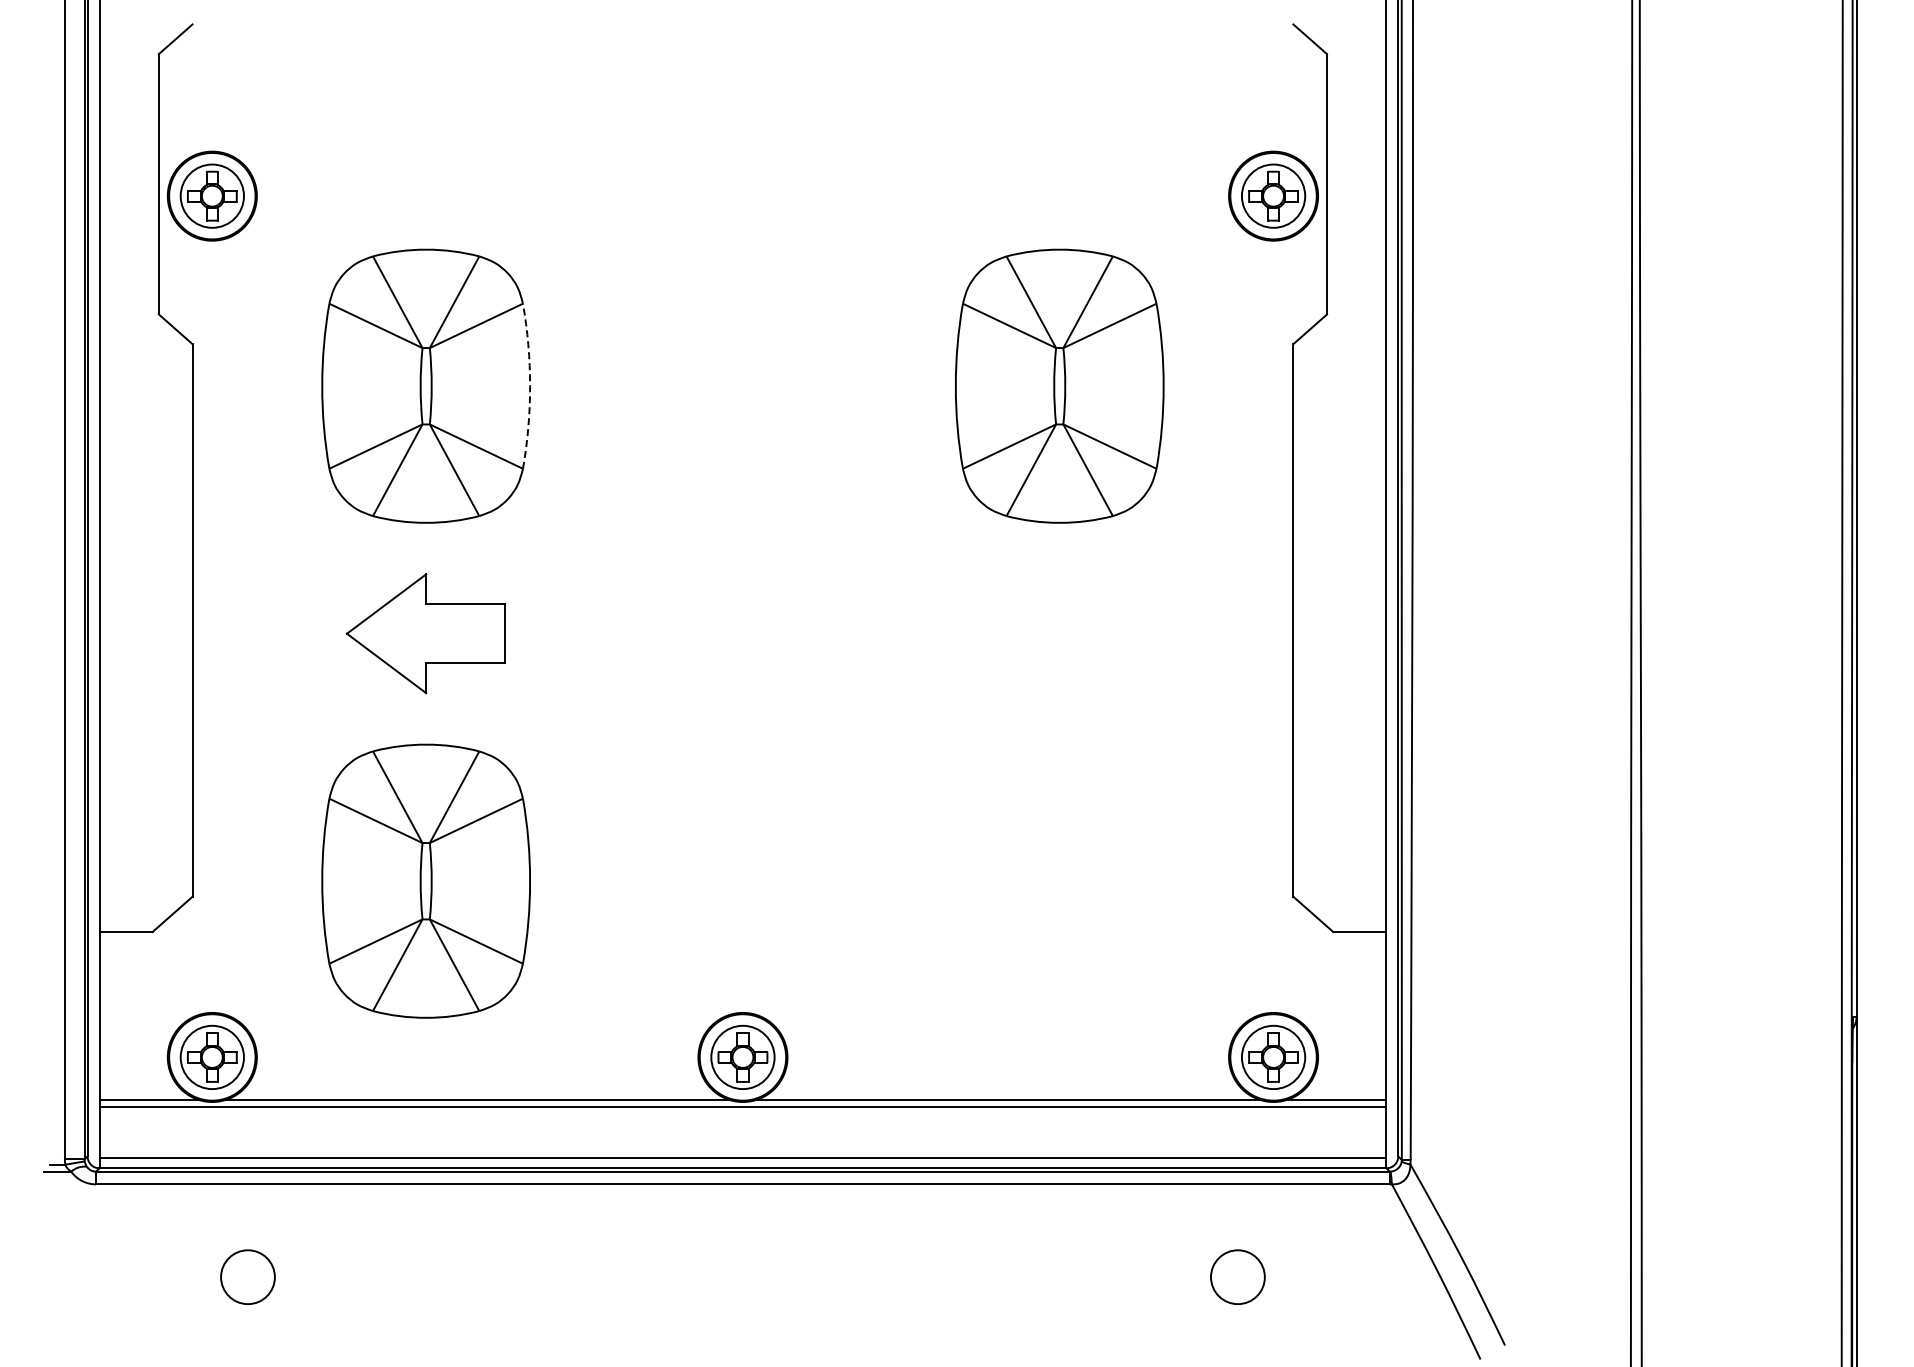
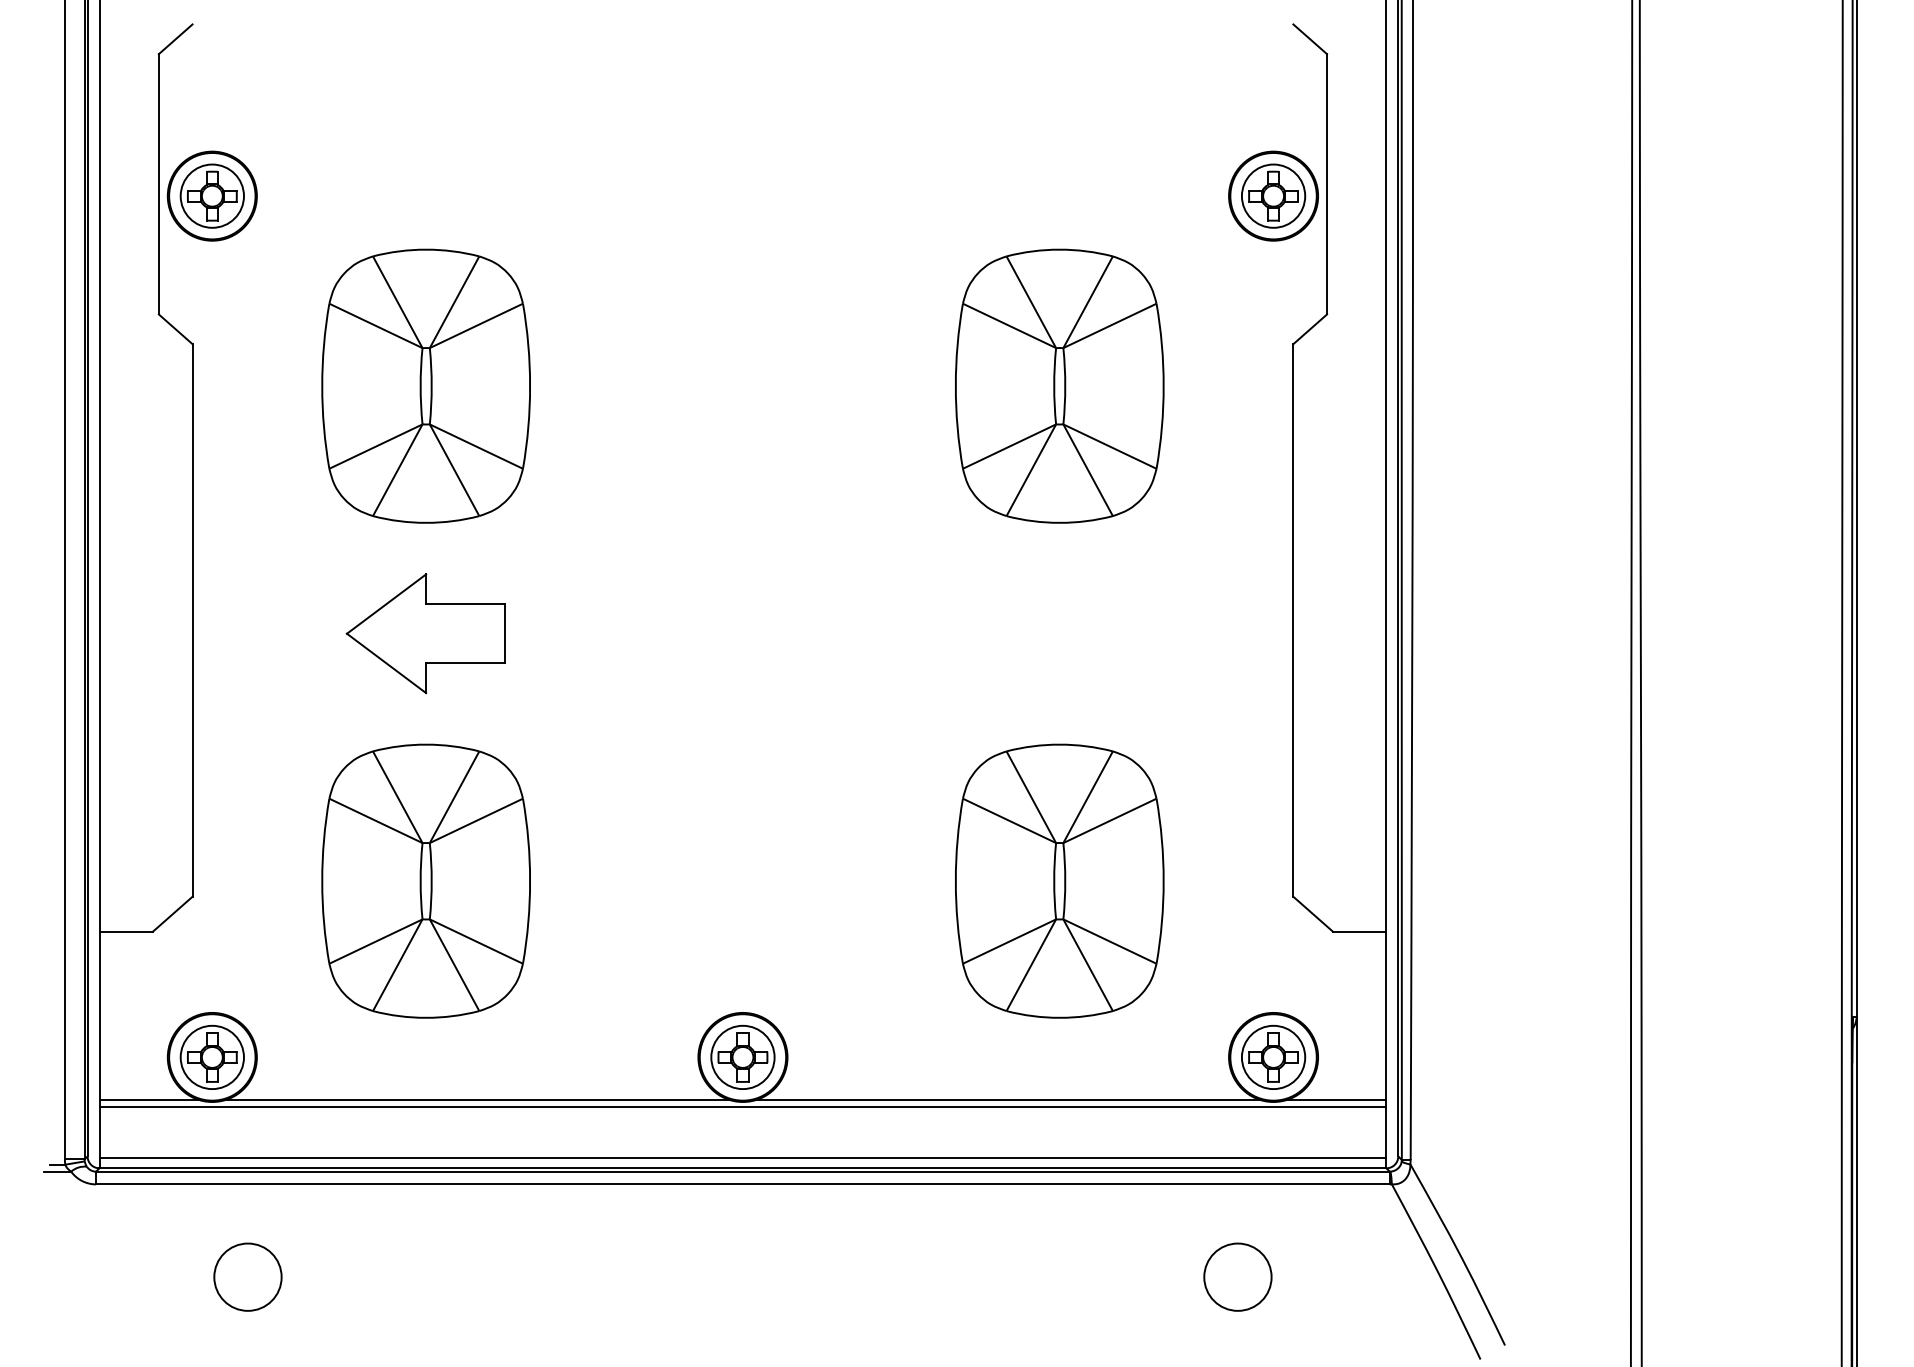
arc: dashed -> solid (530, 386)
part: none -> present (1059, 880)
circle diameter: 54 px -> 67 px (247, 1276)
circle diameter: 54 px -> 67 px (1237, 1276)
